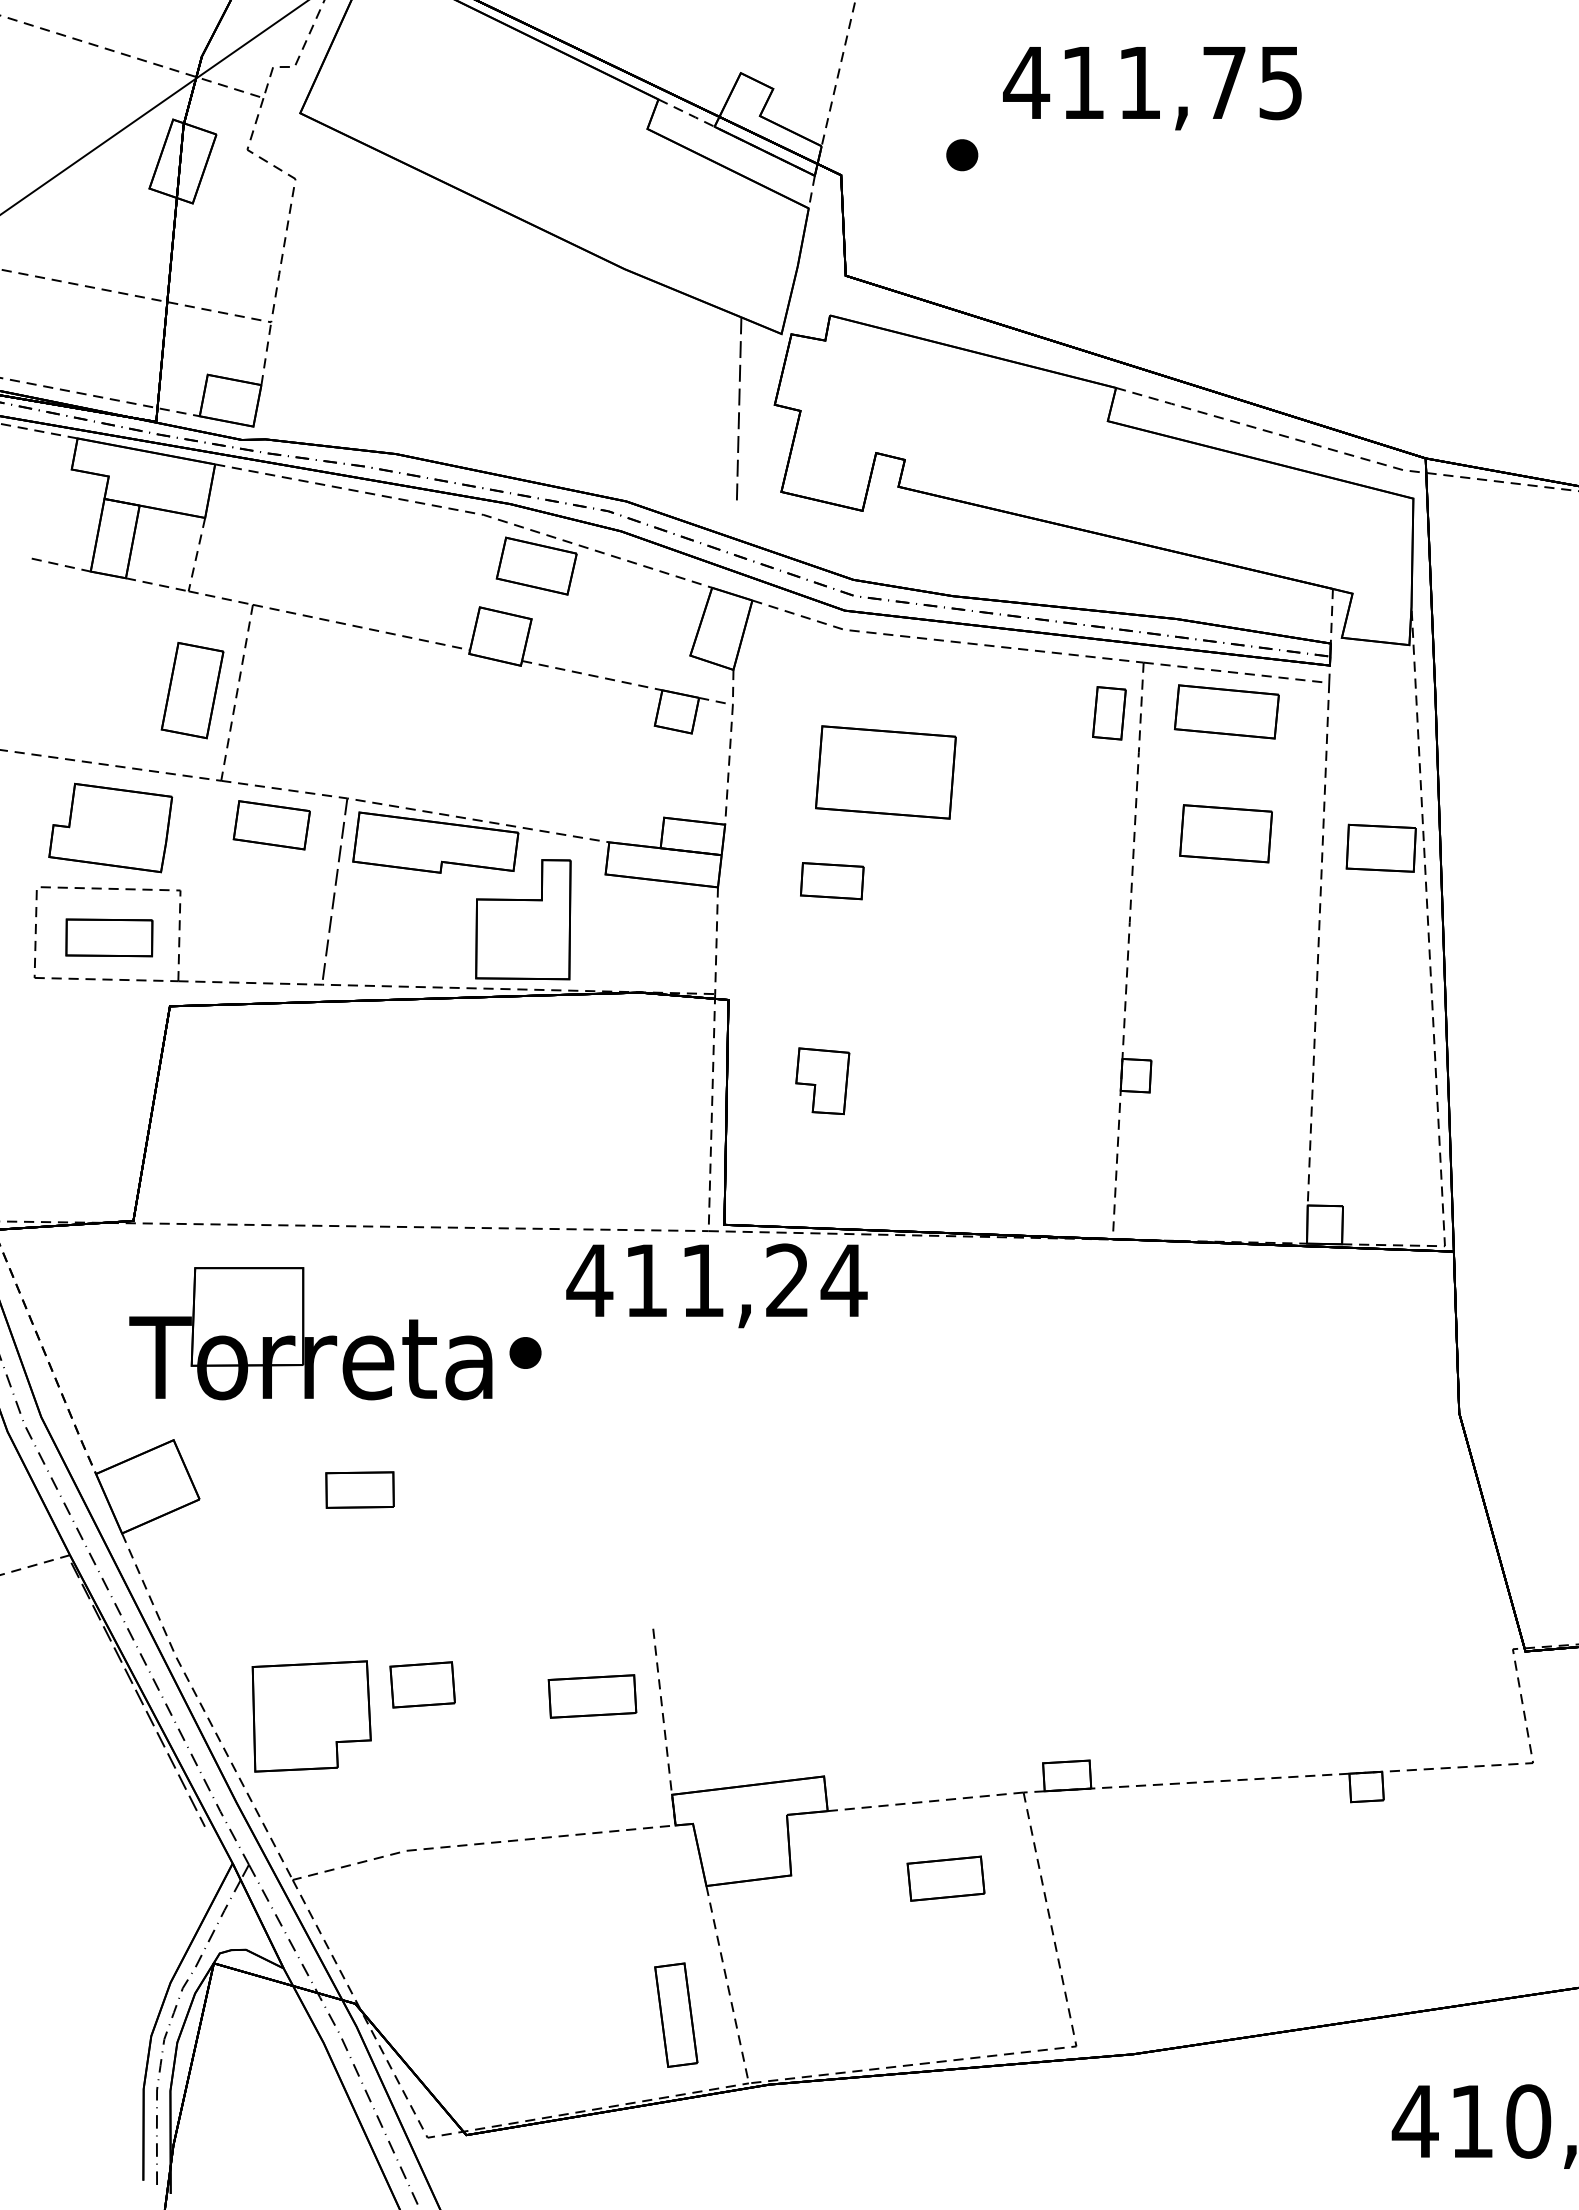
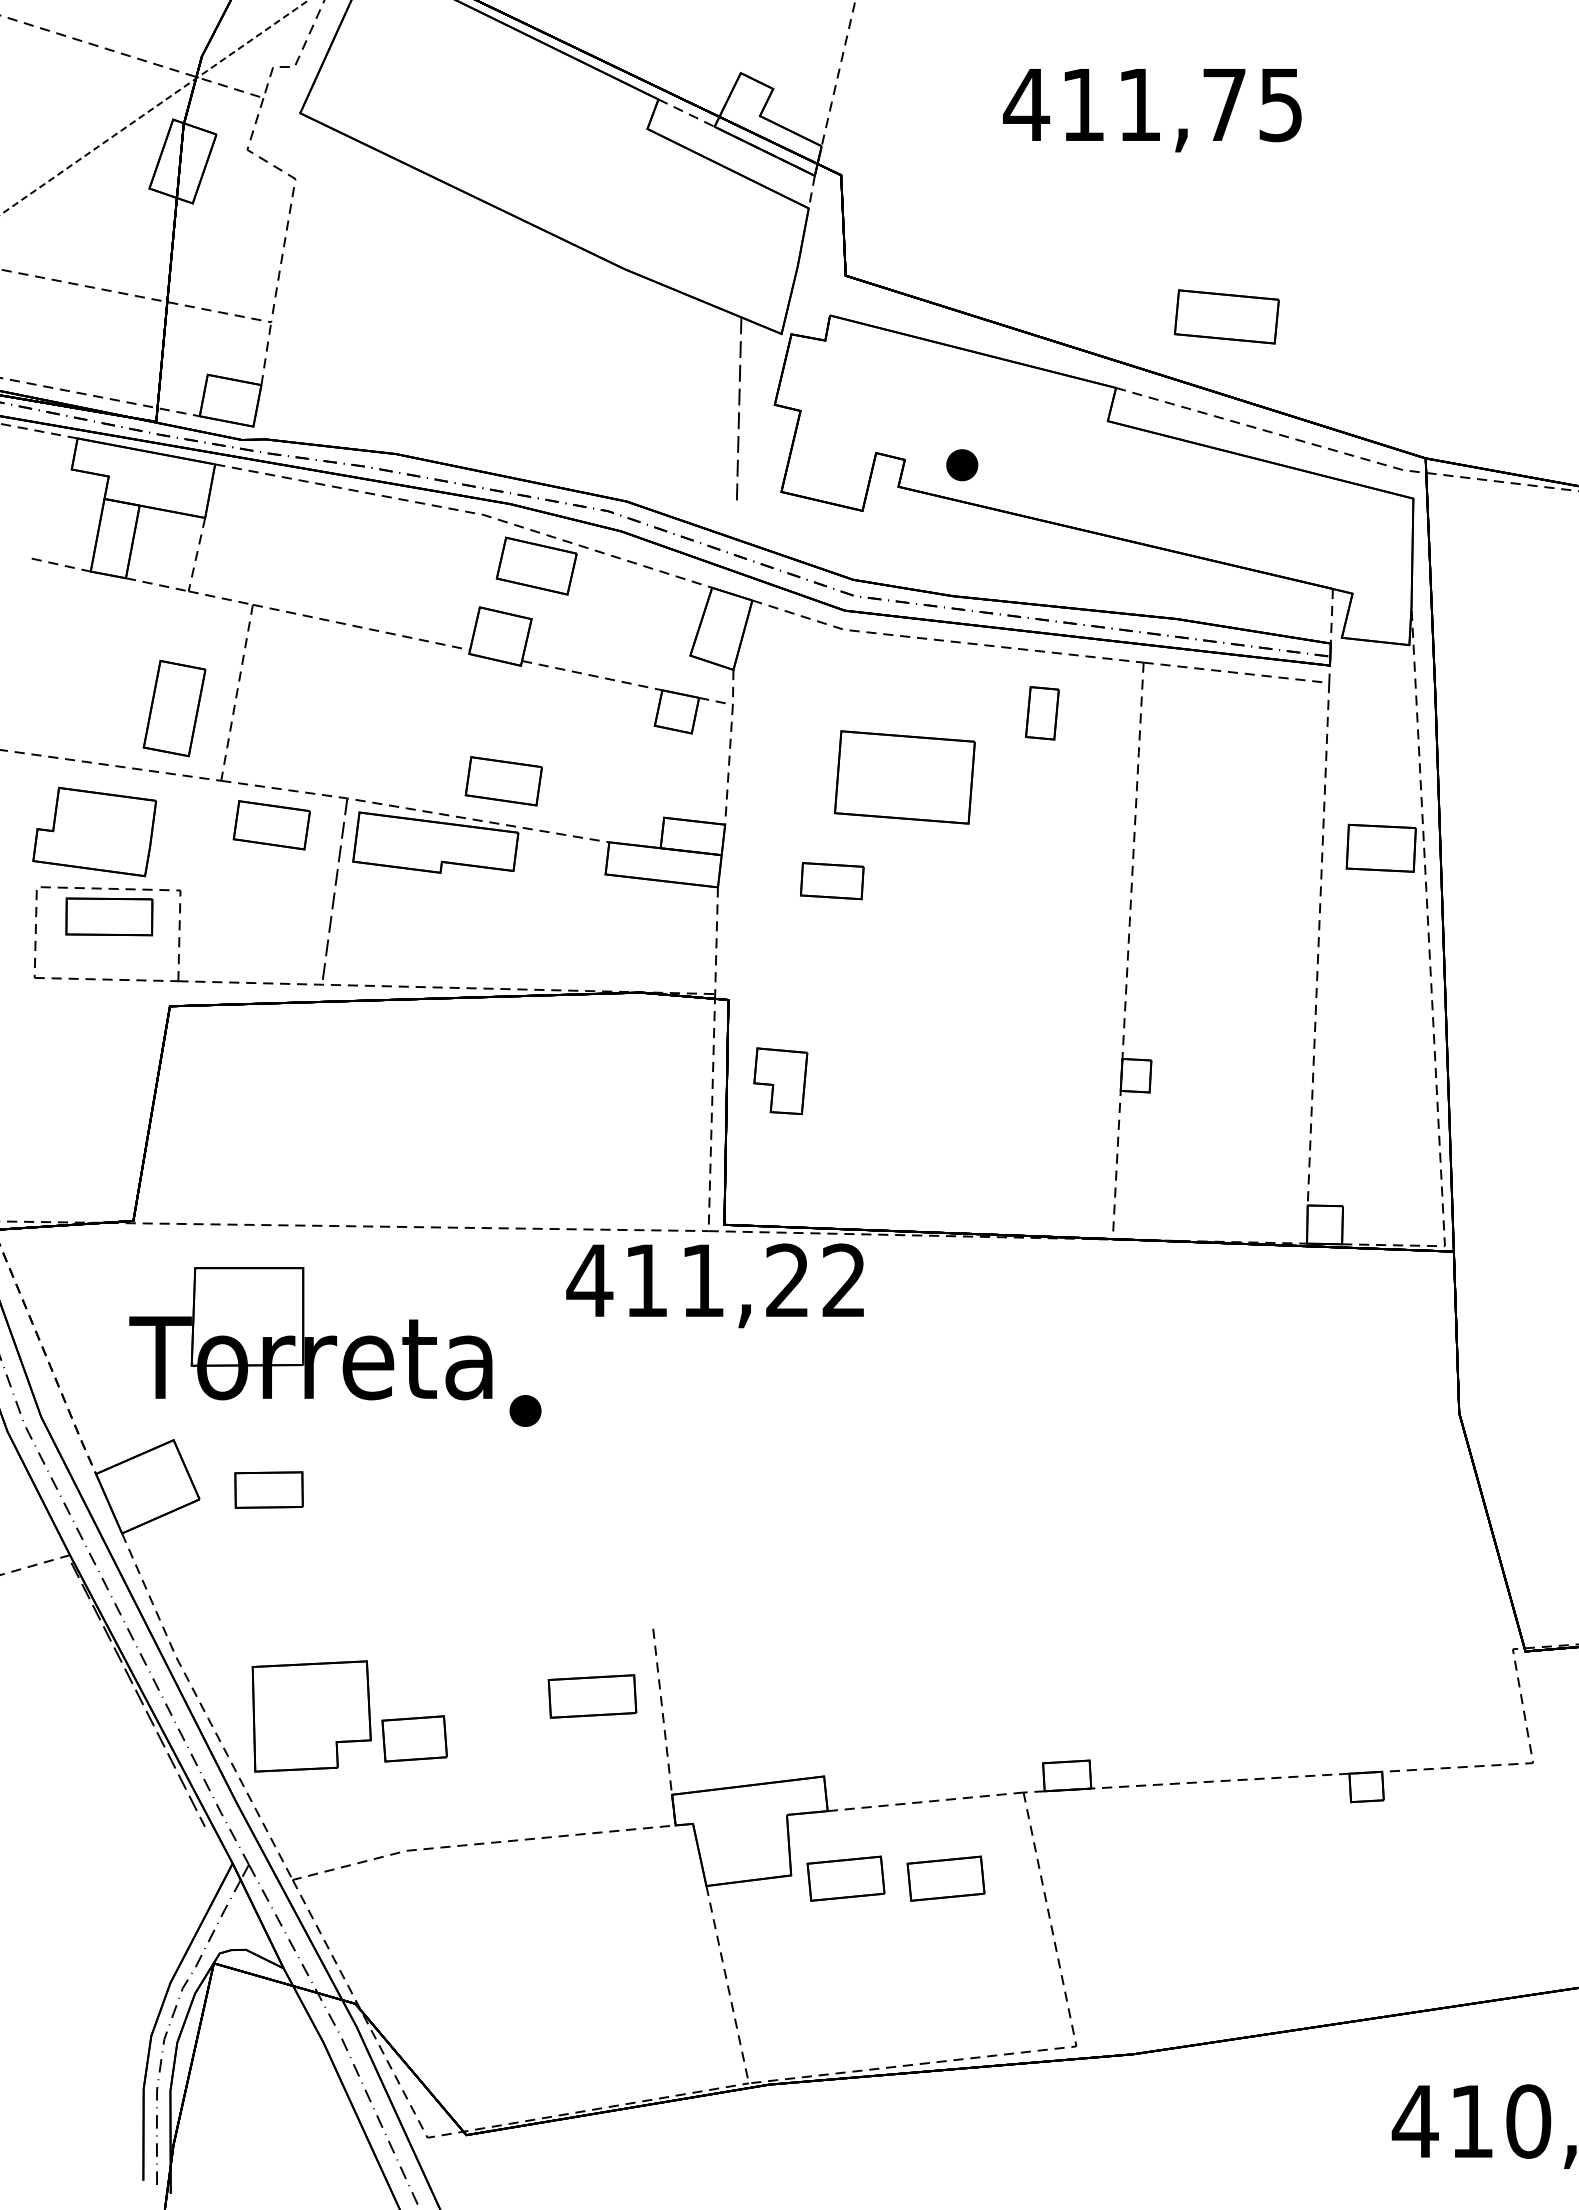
text position: (1152, 88) -> (1152, 110) (1152, 110)
line: solid -> dashed (154, 107)
part position: (962, 155) -> (962, 465) (962, 465)
part position: (192, 690) -> (174, 708) (174, 708)
part position: (1226, 711) -> (1226, 316) (1226, 316)
part position: (1109, 713) -> (1042, 713) (1042, 713)
part position: (885, 772) -> (904, 777) (904, 777)
part: none -> present (503, 781)
part position: (110, 827) -> (94, 831) (94, 831)
part: present -> none (1225, 833)
part: present -> none (523, 919)
part position: (109, 937) -> (109, 916) (109, 916)
part position: (822, 1081) -> (780, 1081) (780, 1081)
text: 411,24 -> 411,22 (843, 1279)
part position: (525, 1352) -> (525, 1410) (525, 1410)
part position: (359, 1489) -> (268, 1489) (268, 1489)
part position: (422, 1684) -> (414, 1738) (414, 1738)
part: none -> present (845, 1878)
part: present -> none (676, 2014)
